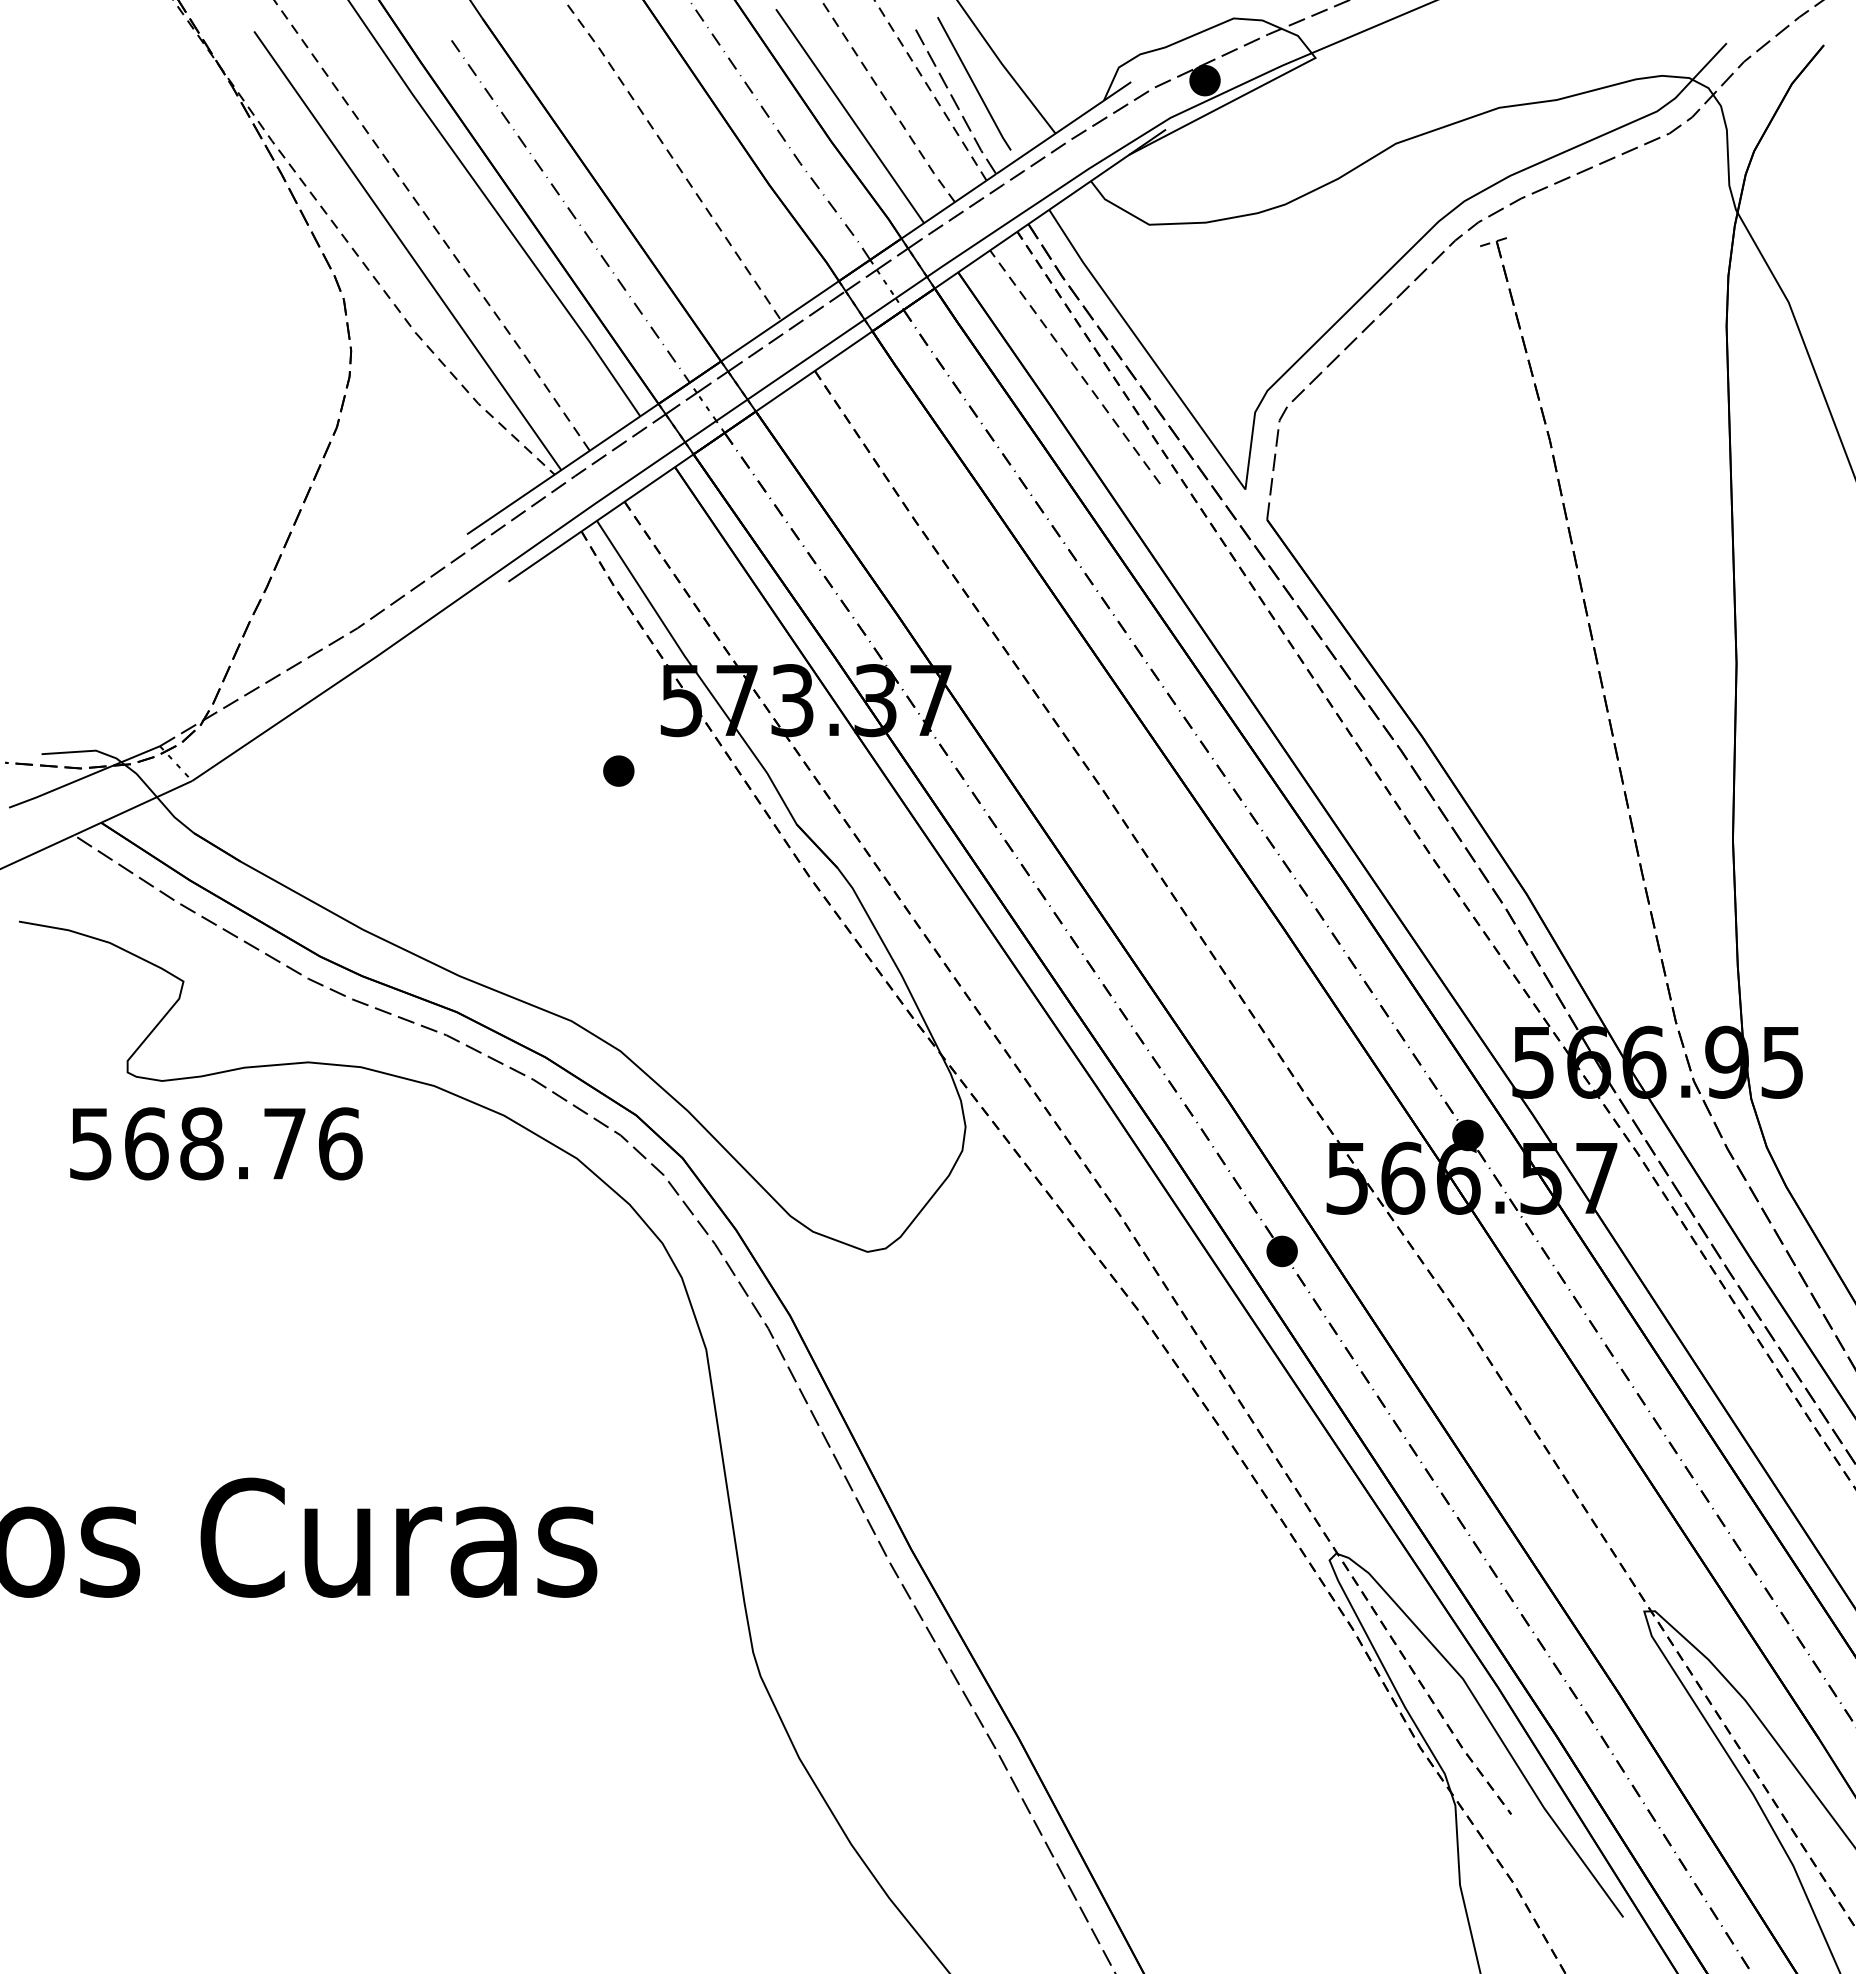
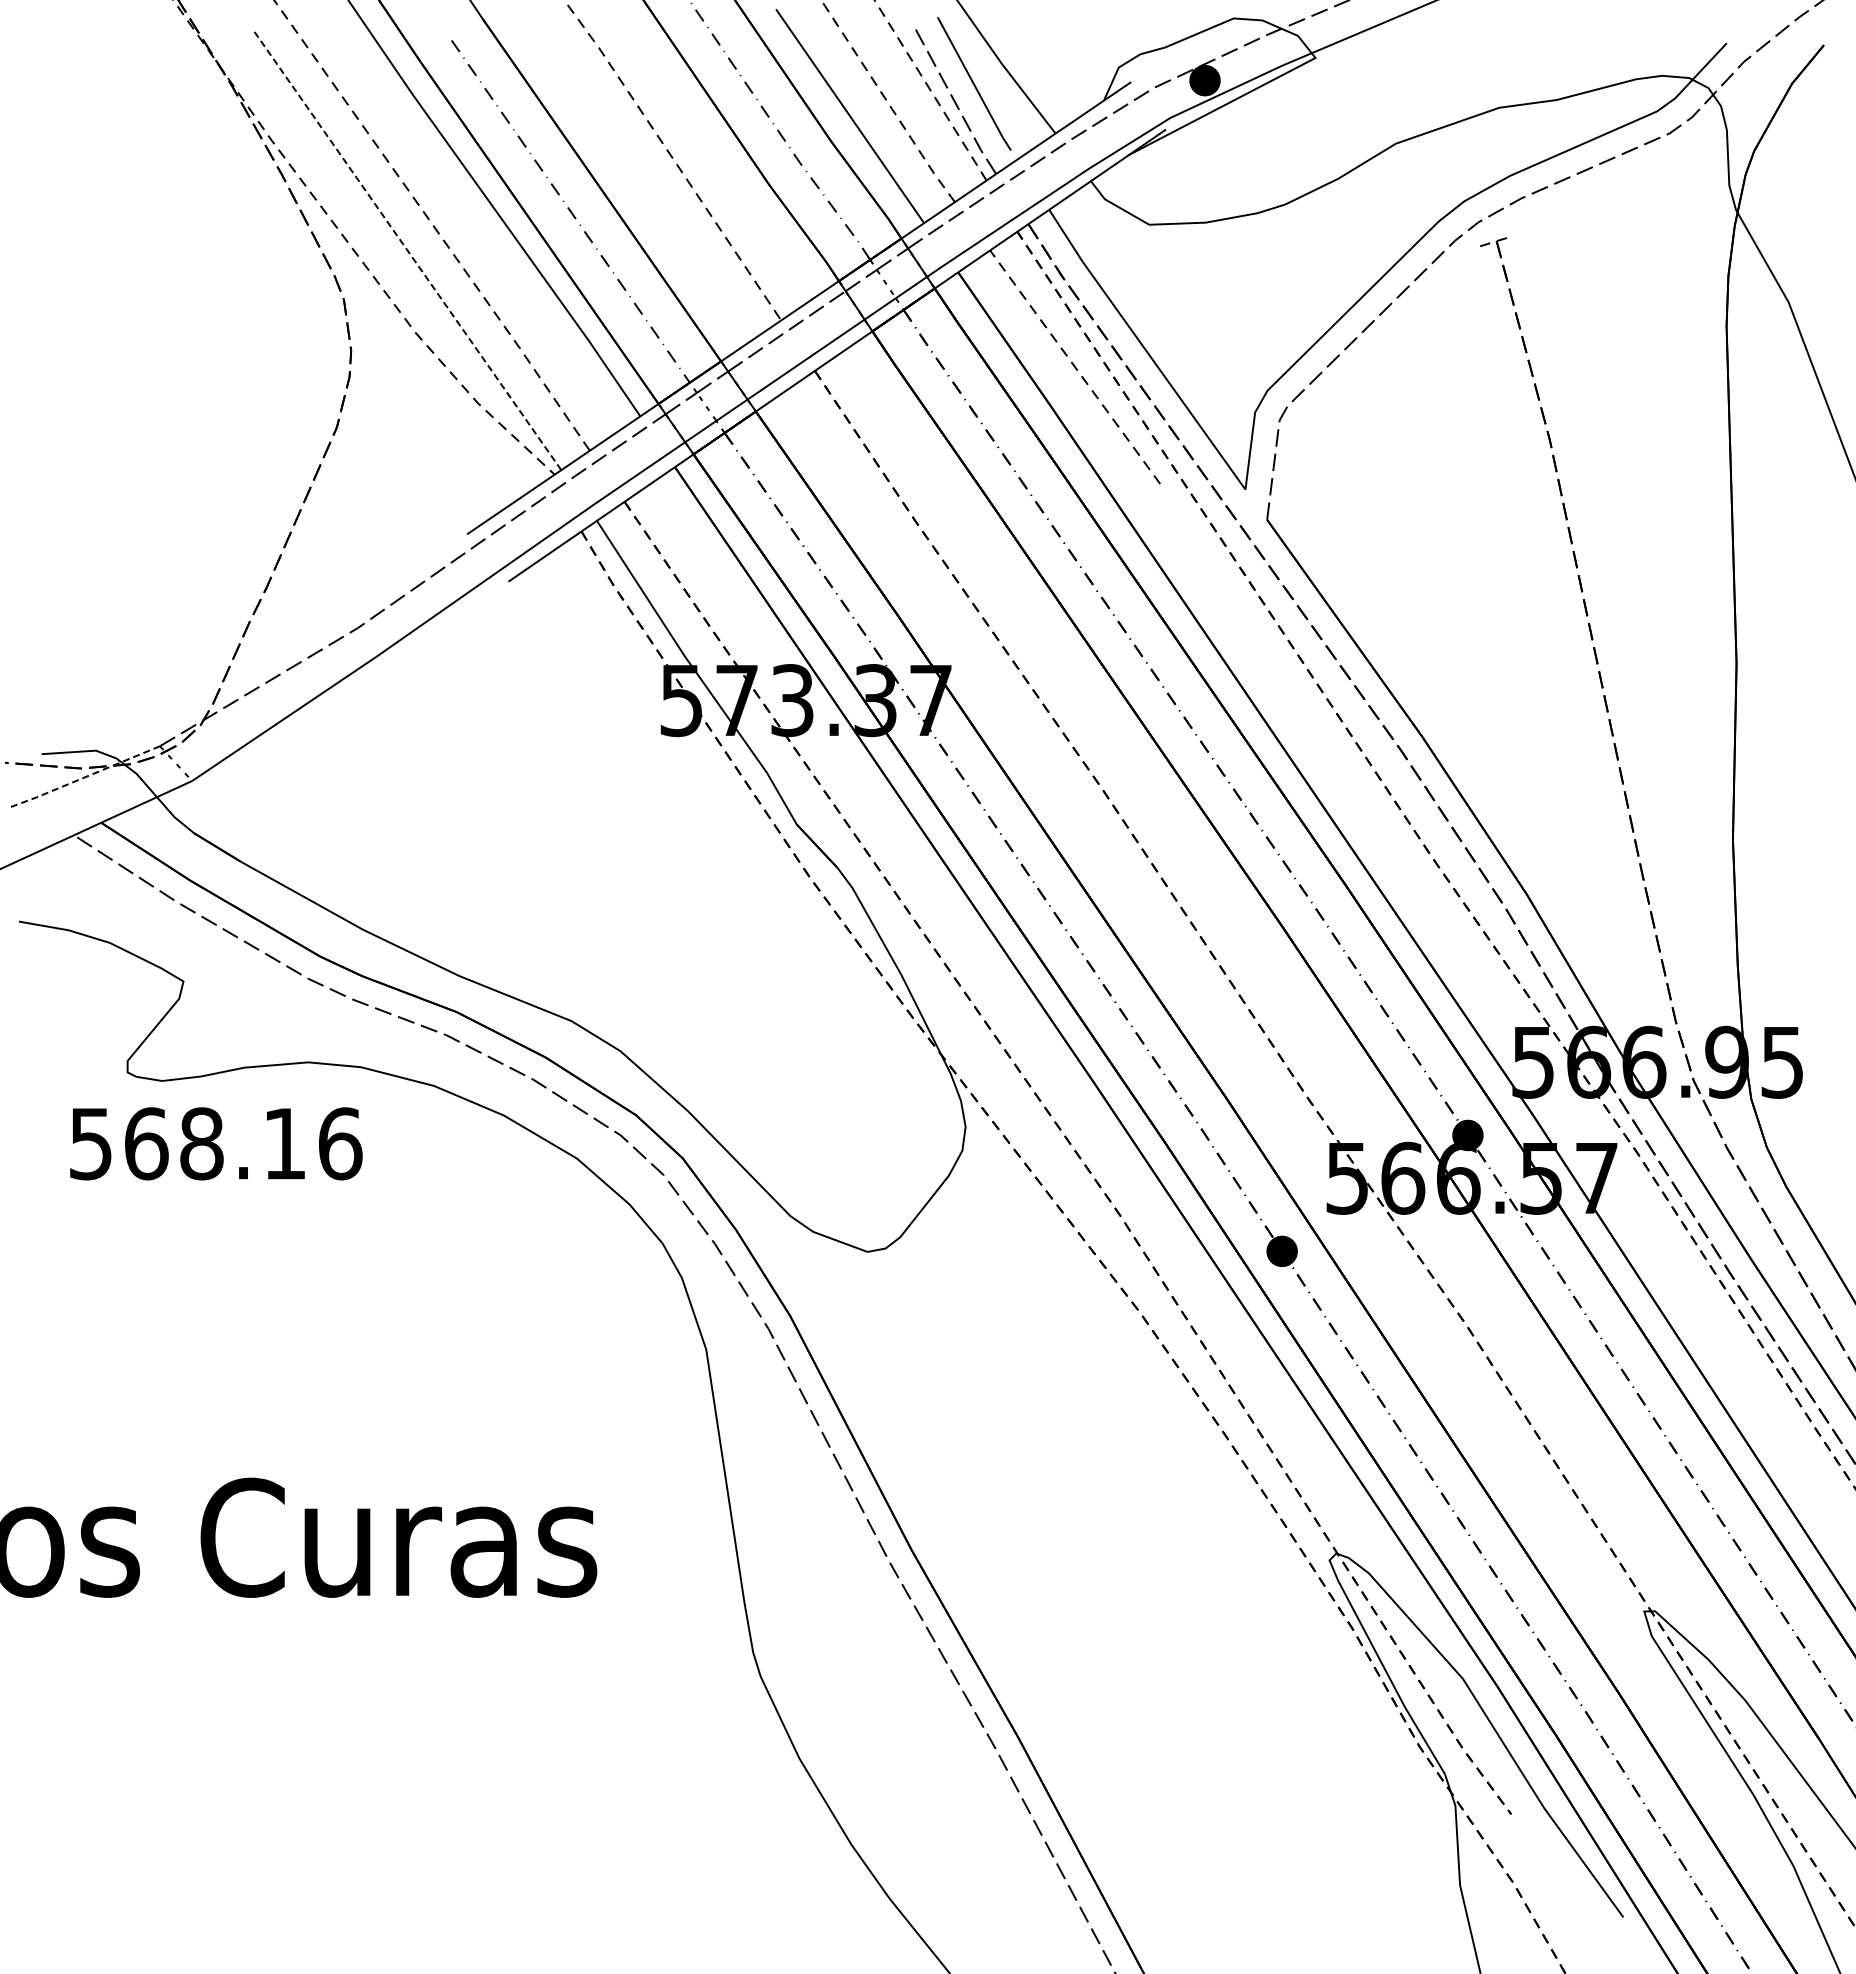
line: solid -> dashed (407, 250)
part: present -> none (618, 770)
line: solid -> dashed (83, 777)
text: 568.76 -> 568.16 (284, 1143)
